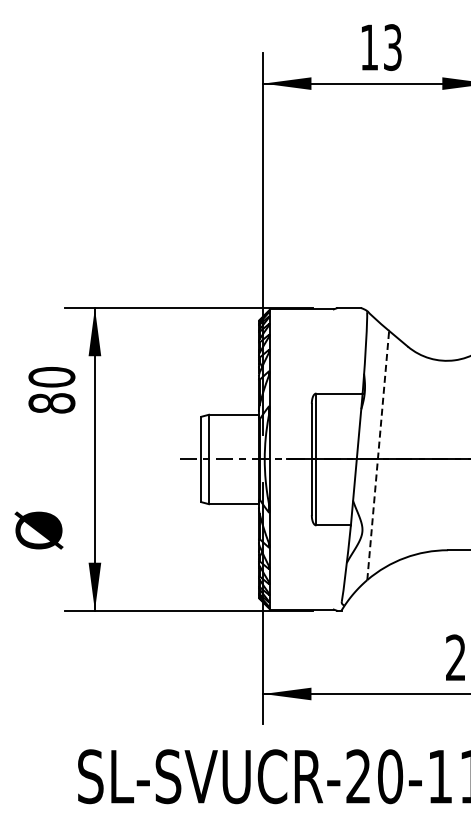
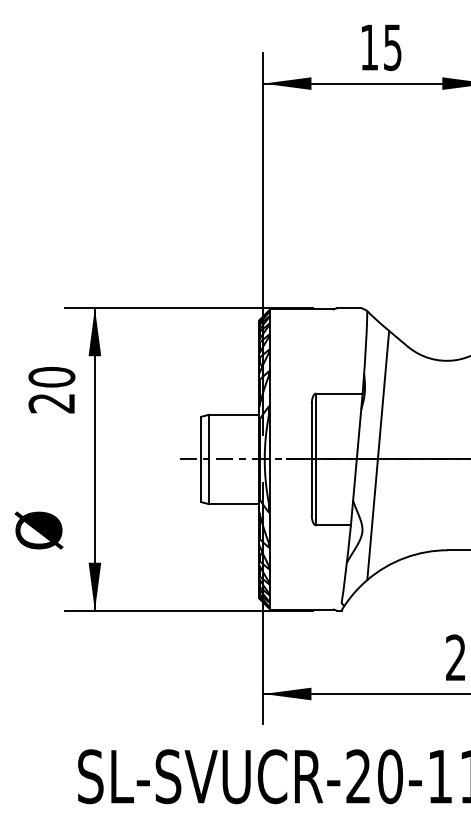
text: 13 -> 15 (392, 47)
text: 80 -> 20 (51, 403)
line: dashed -> solid (378, 455)
